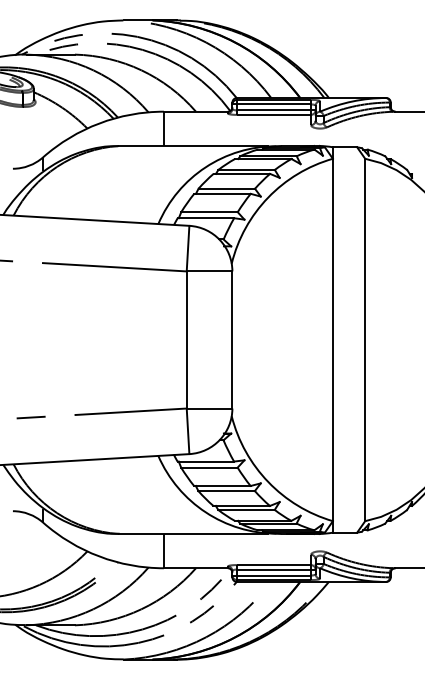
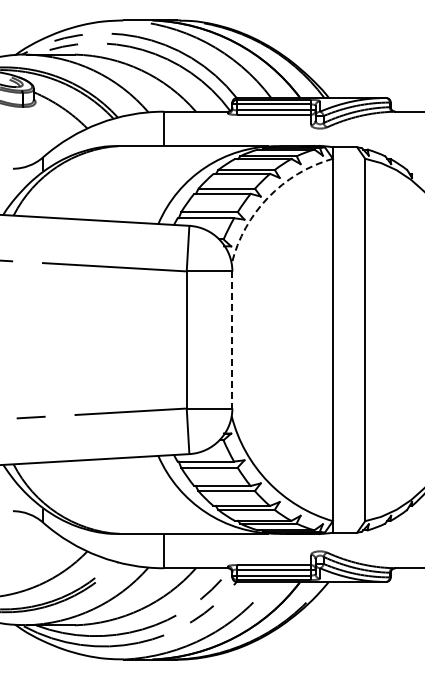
arc: solid -> dashed (268, 197)
line: solid -> dashed (232, 339)
